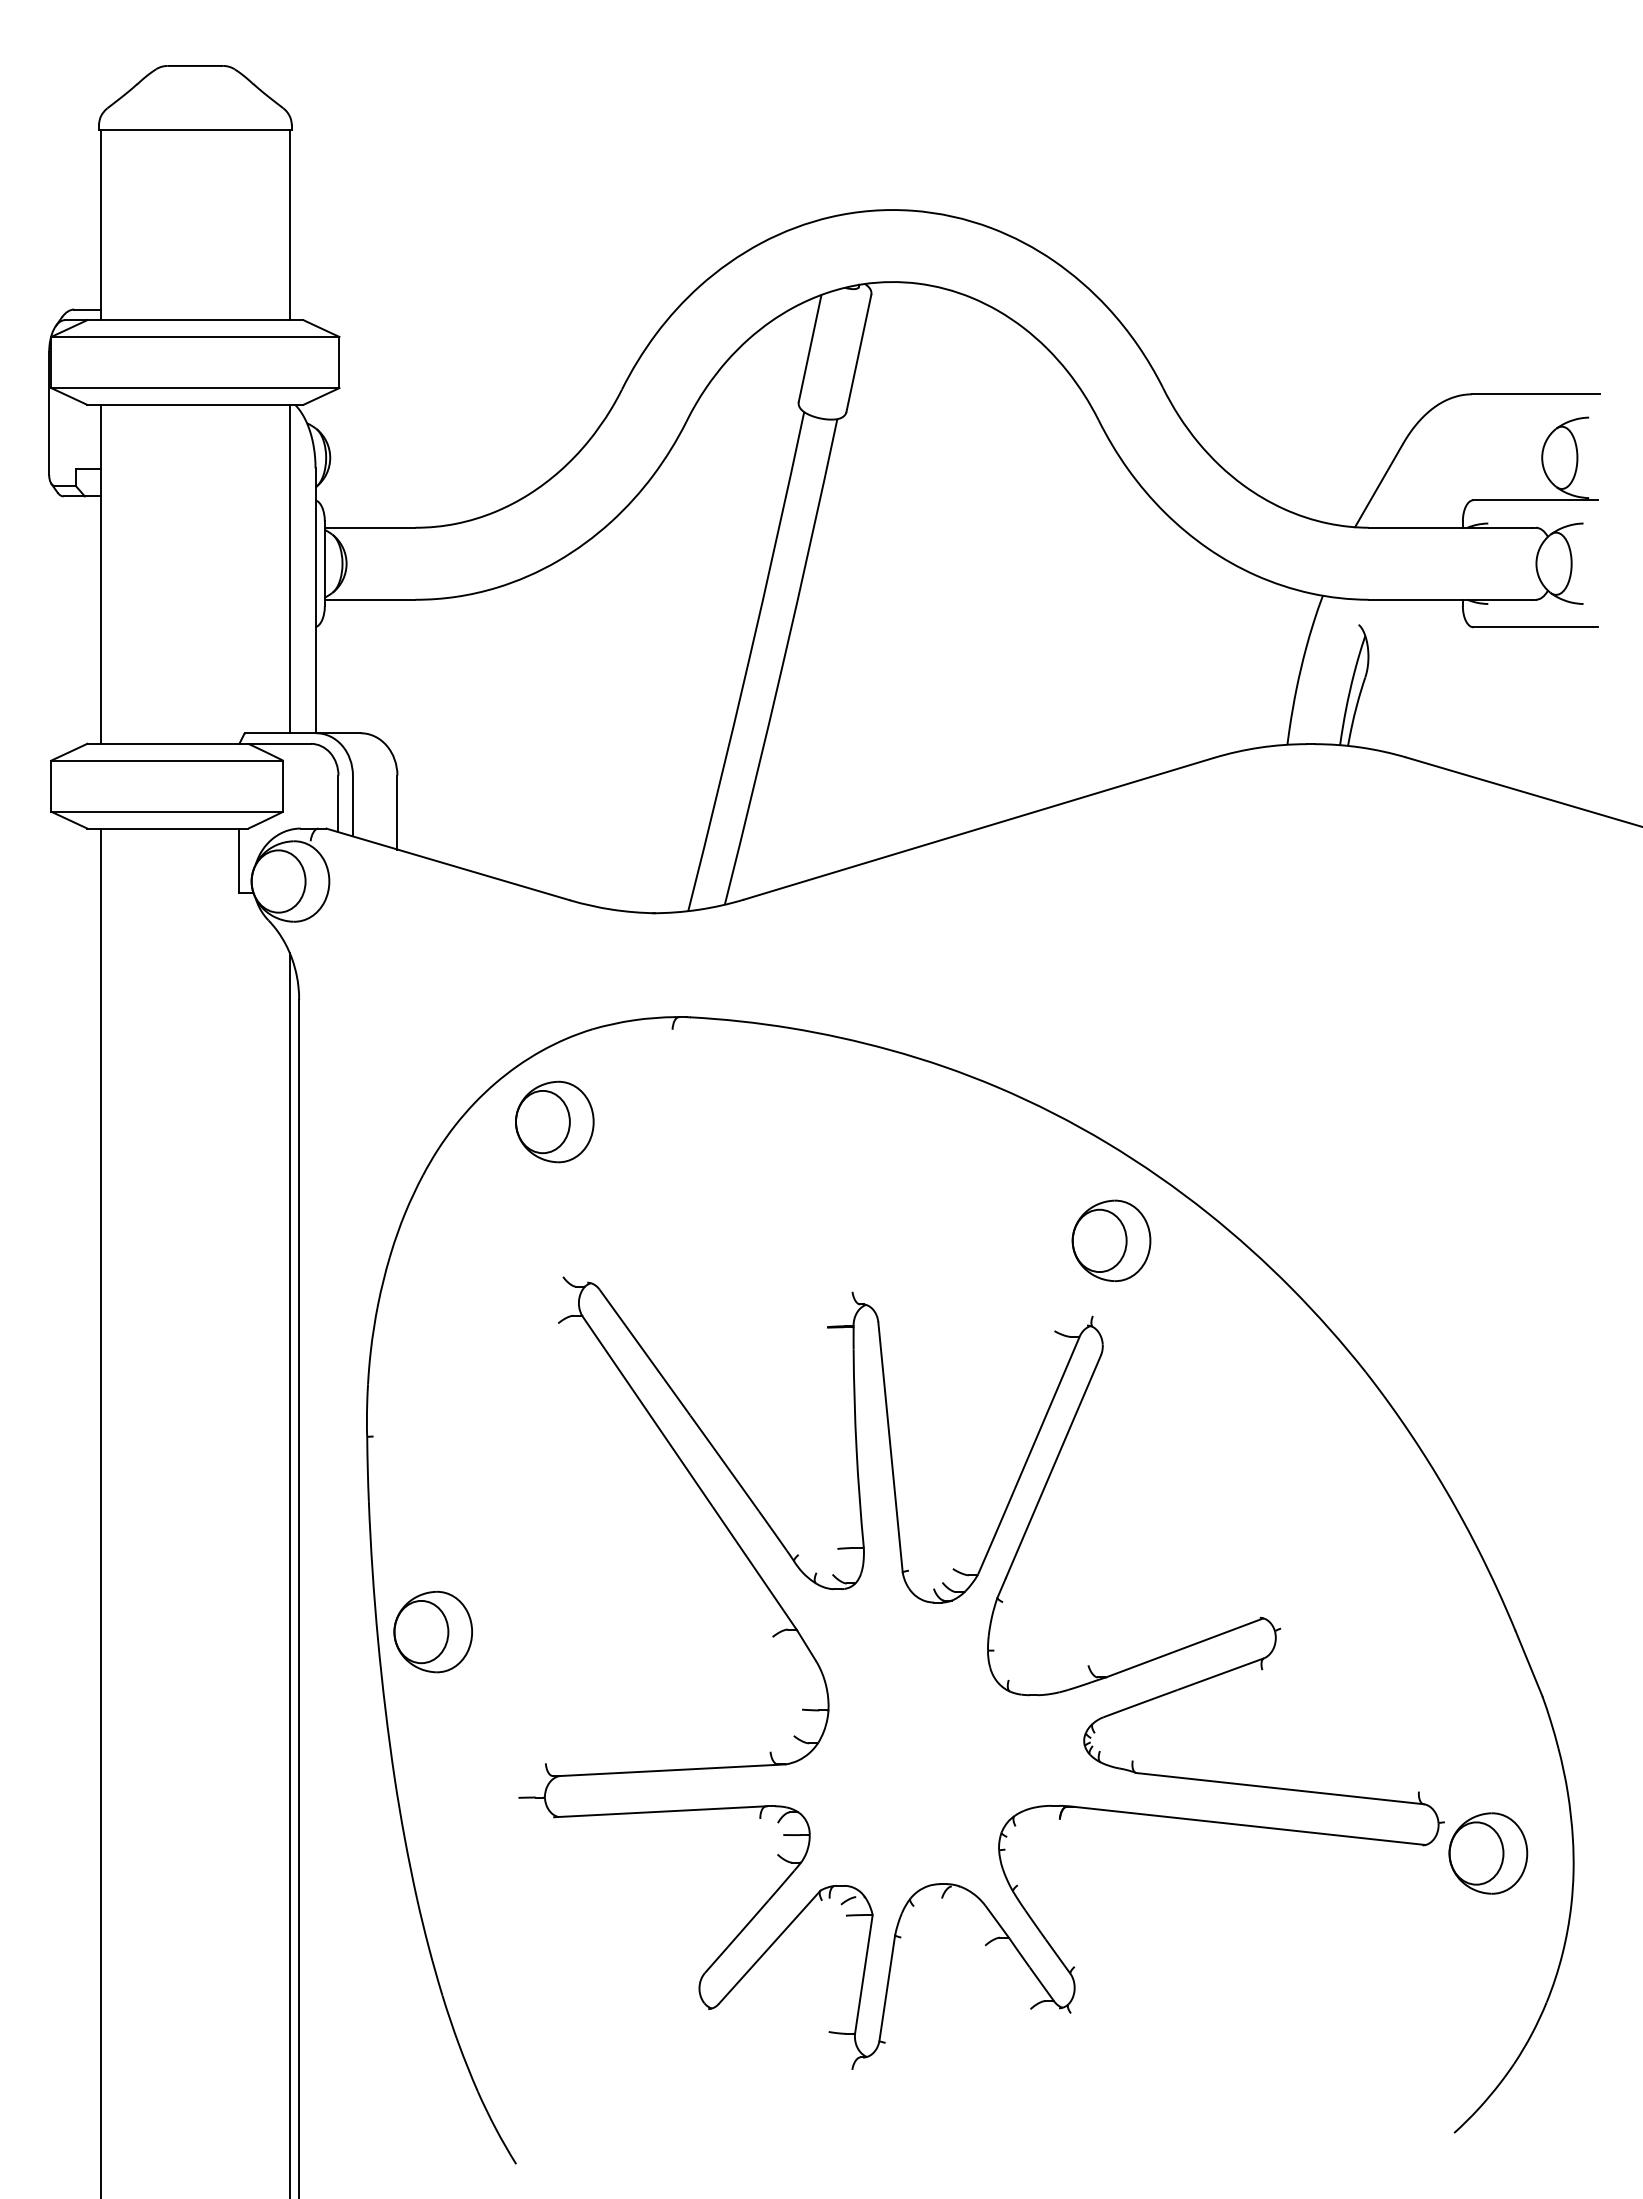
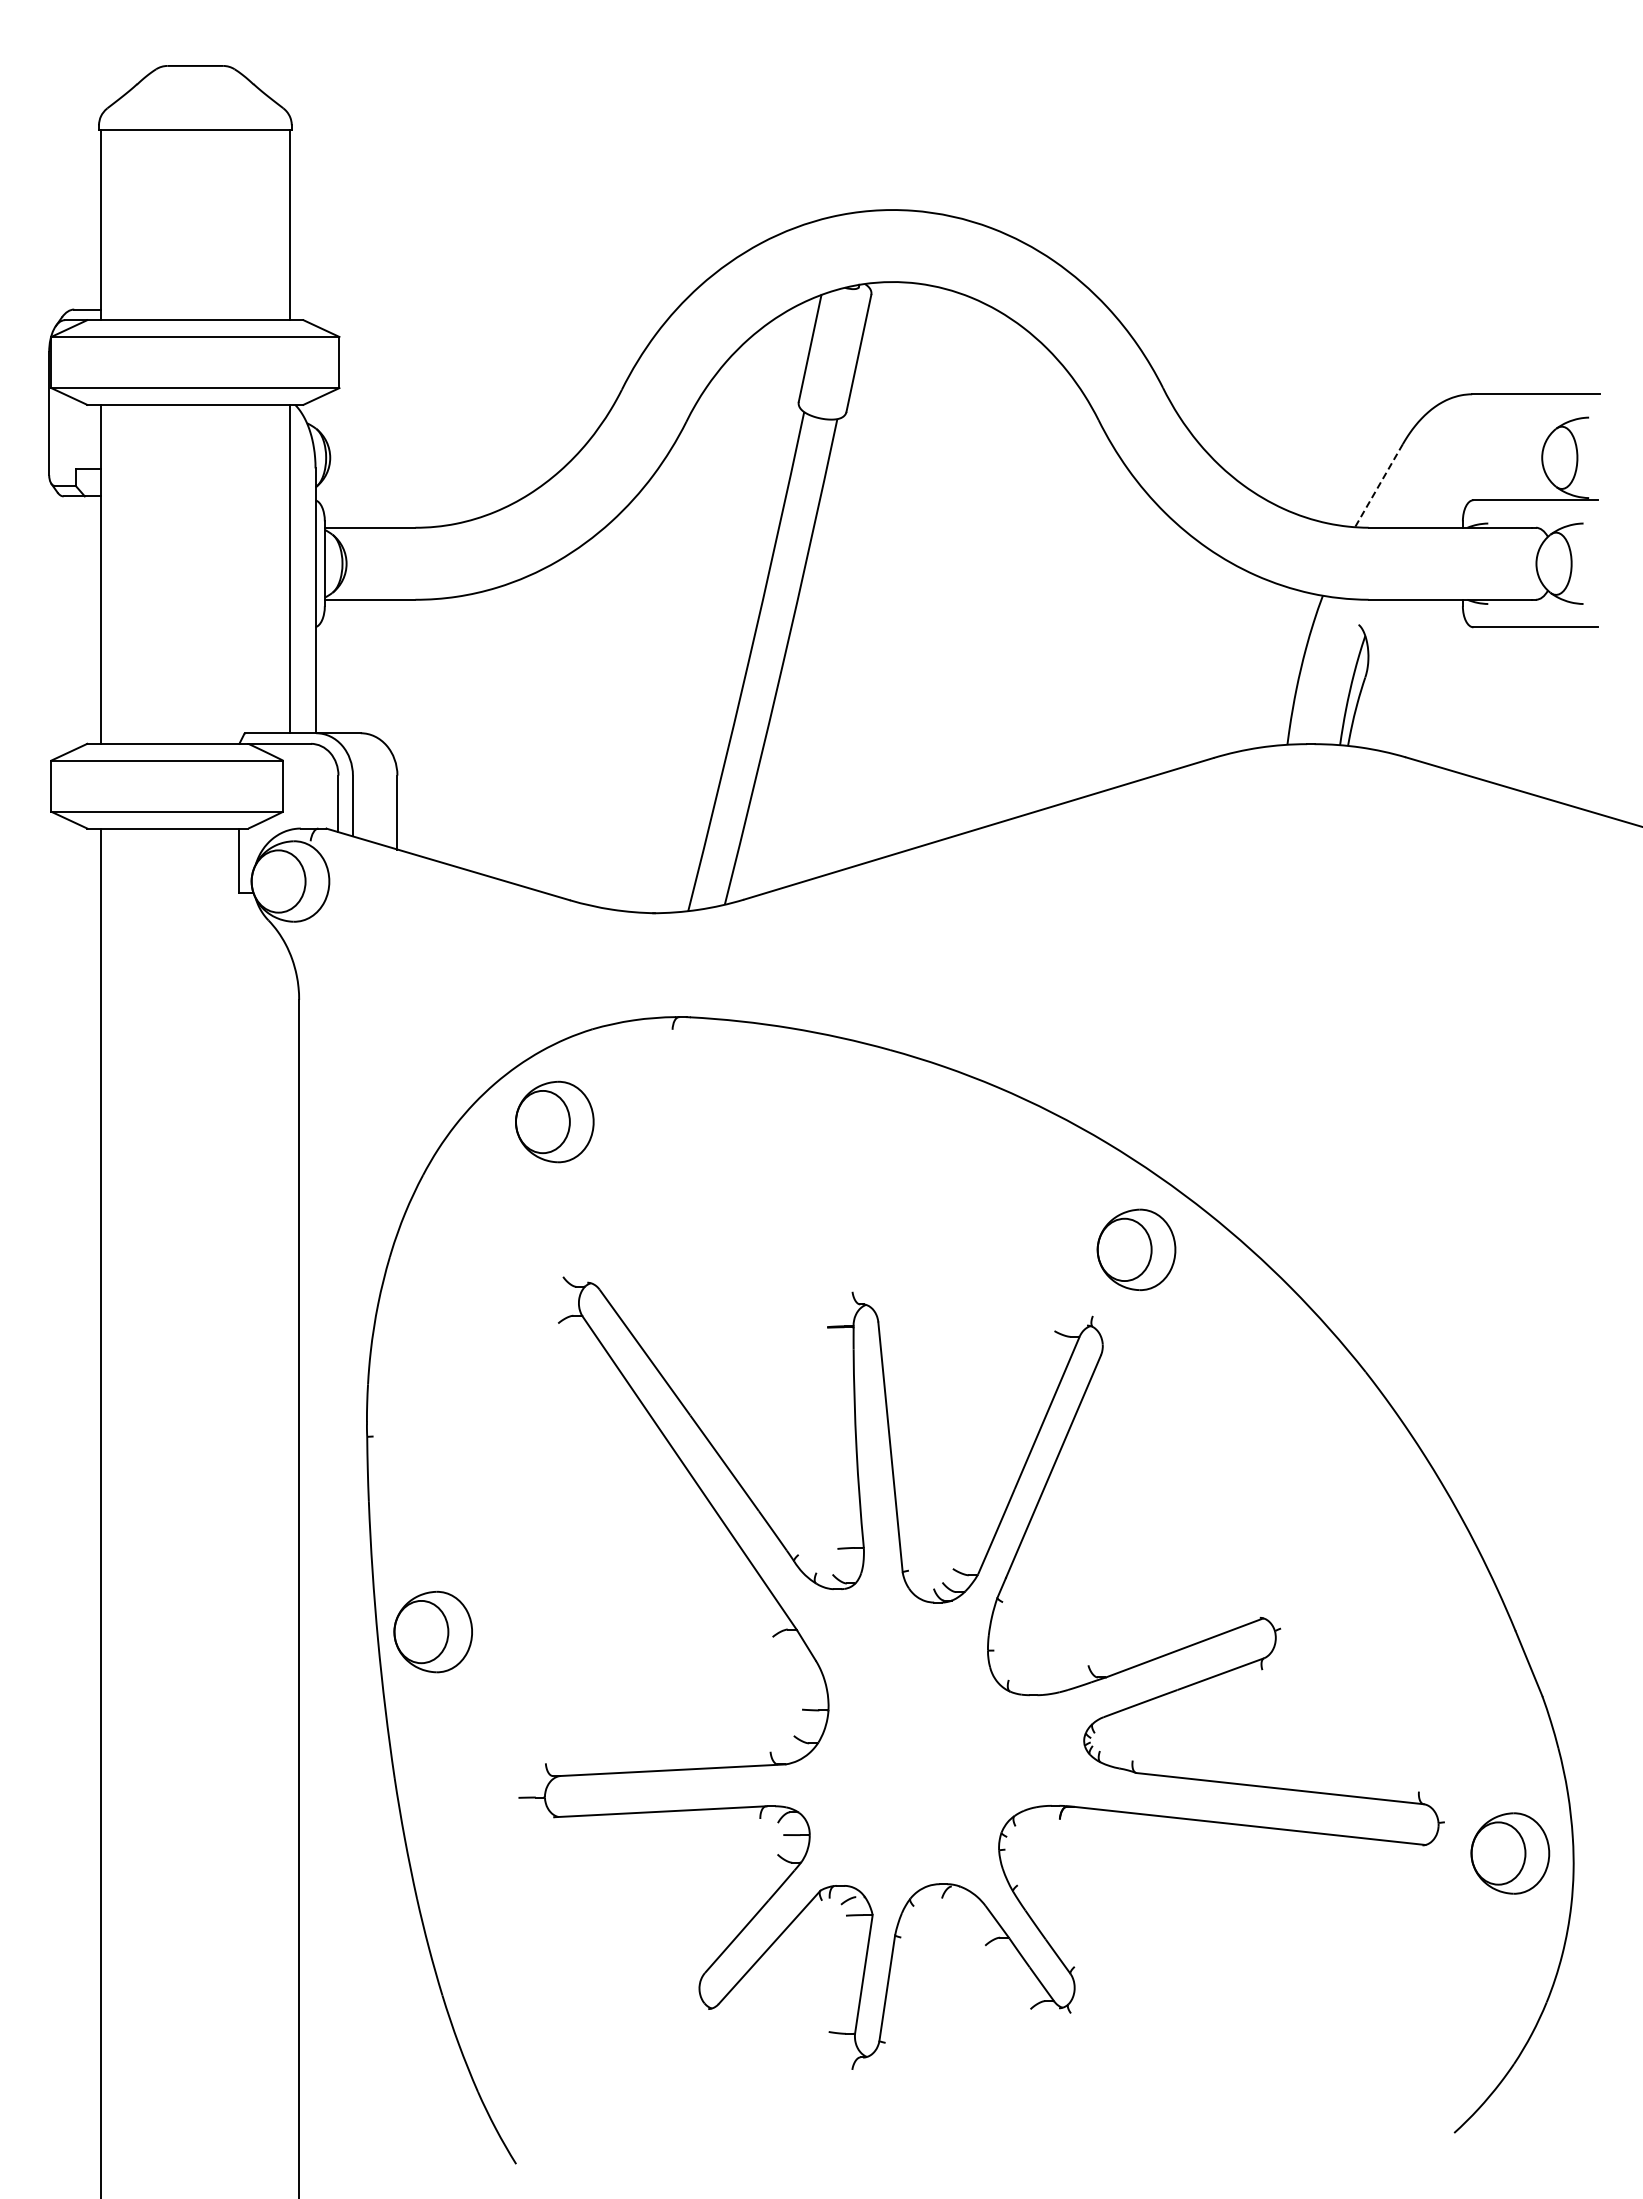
line: solid -> dashed (1378, 485)
part position: (1111, 1240) -> (1136, 1249) (1136, 1249)
line: present -> none (289, 1573)
part position: (1488, 1853) -> (1510, 1853) (1510, 1853)
